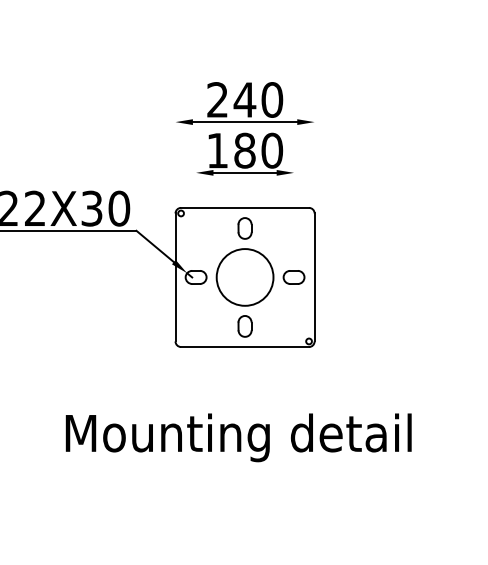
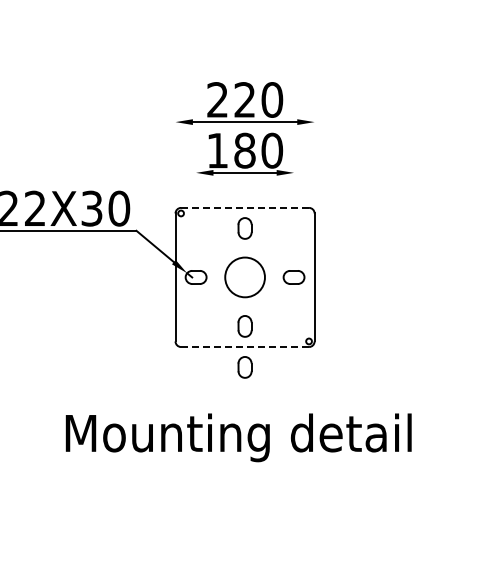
text: 240 -> 220 (244, 99)
line: solid -> dashed (245, 207)
circle diameter: 57 px -> 40 px (244, 277)
line: solid -> dashed (245, 347)
part: none -> present (244, 367)
